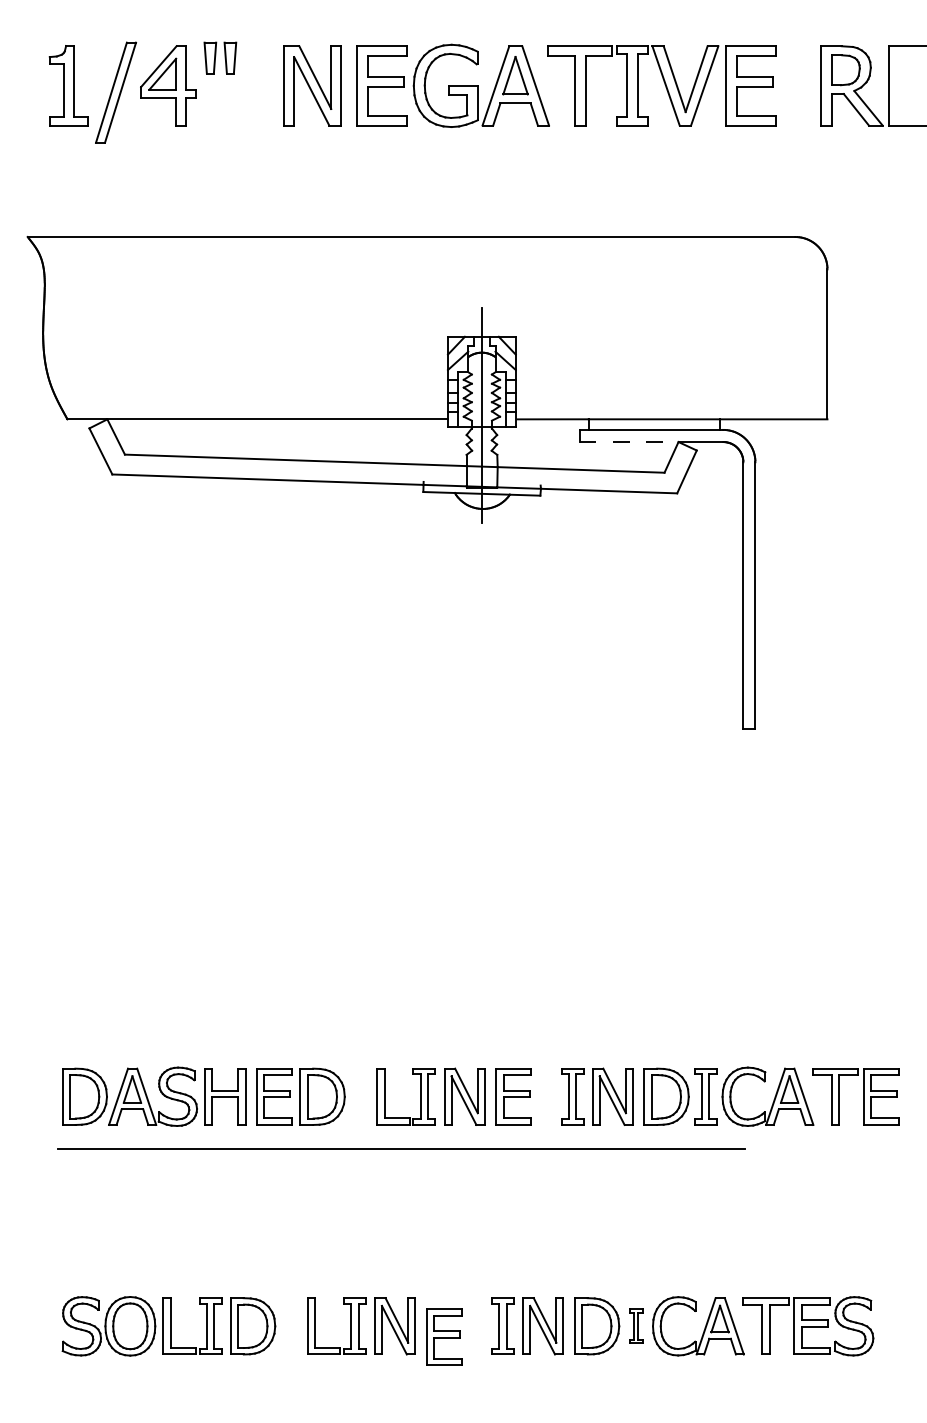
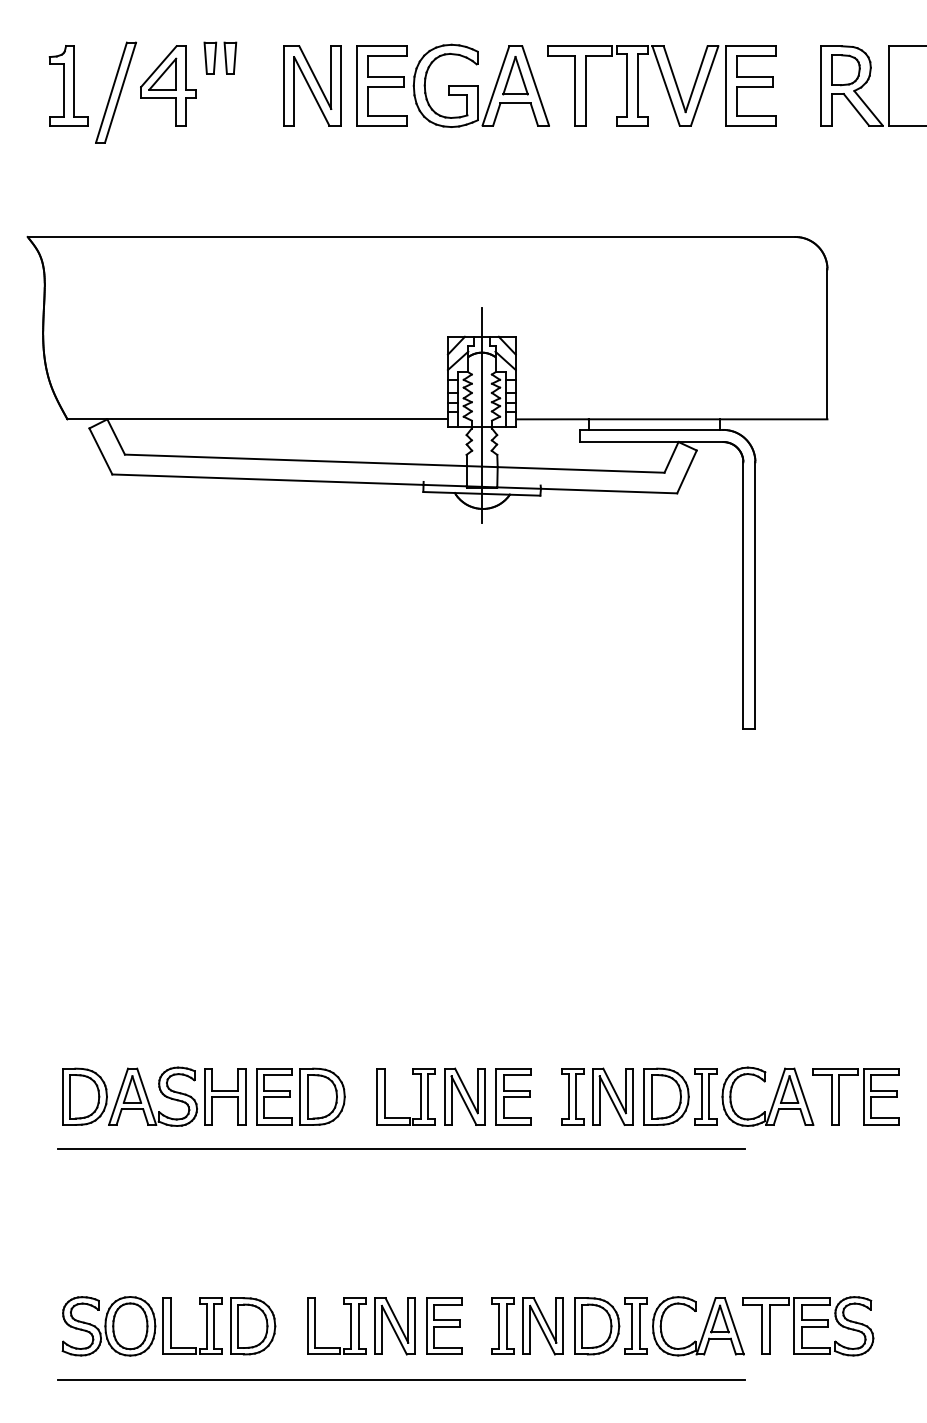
line: dashed -> solid (629, 442)
part size: 15x36 px -> 24x58 px (635, 1325)
part position: (444, 1336) -> (444, 1325) (444, 1325)
line: none -> present (401, 1380)
